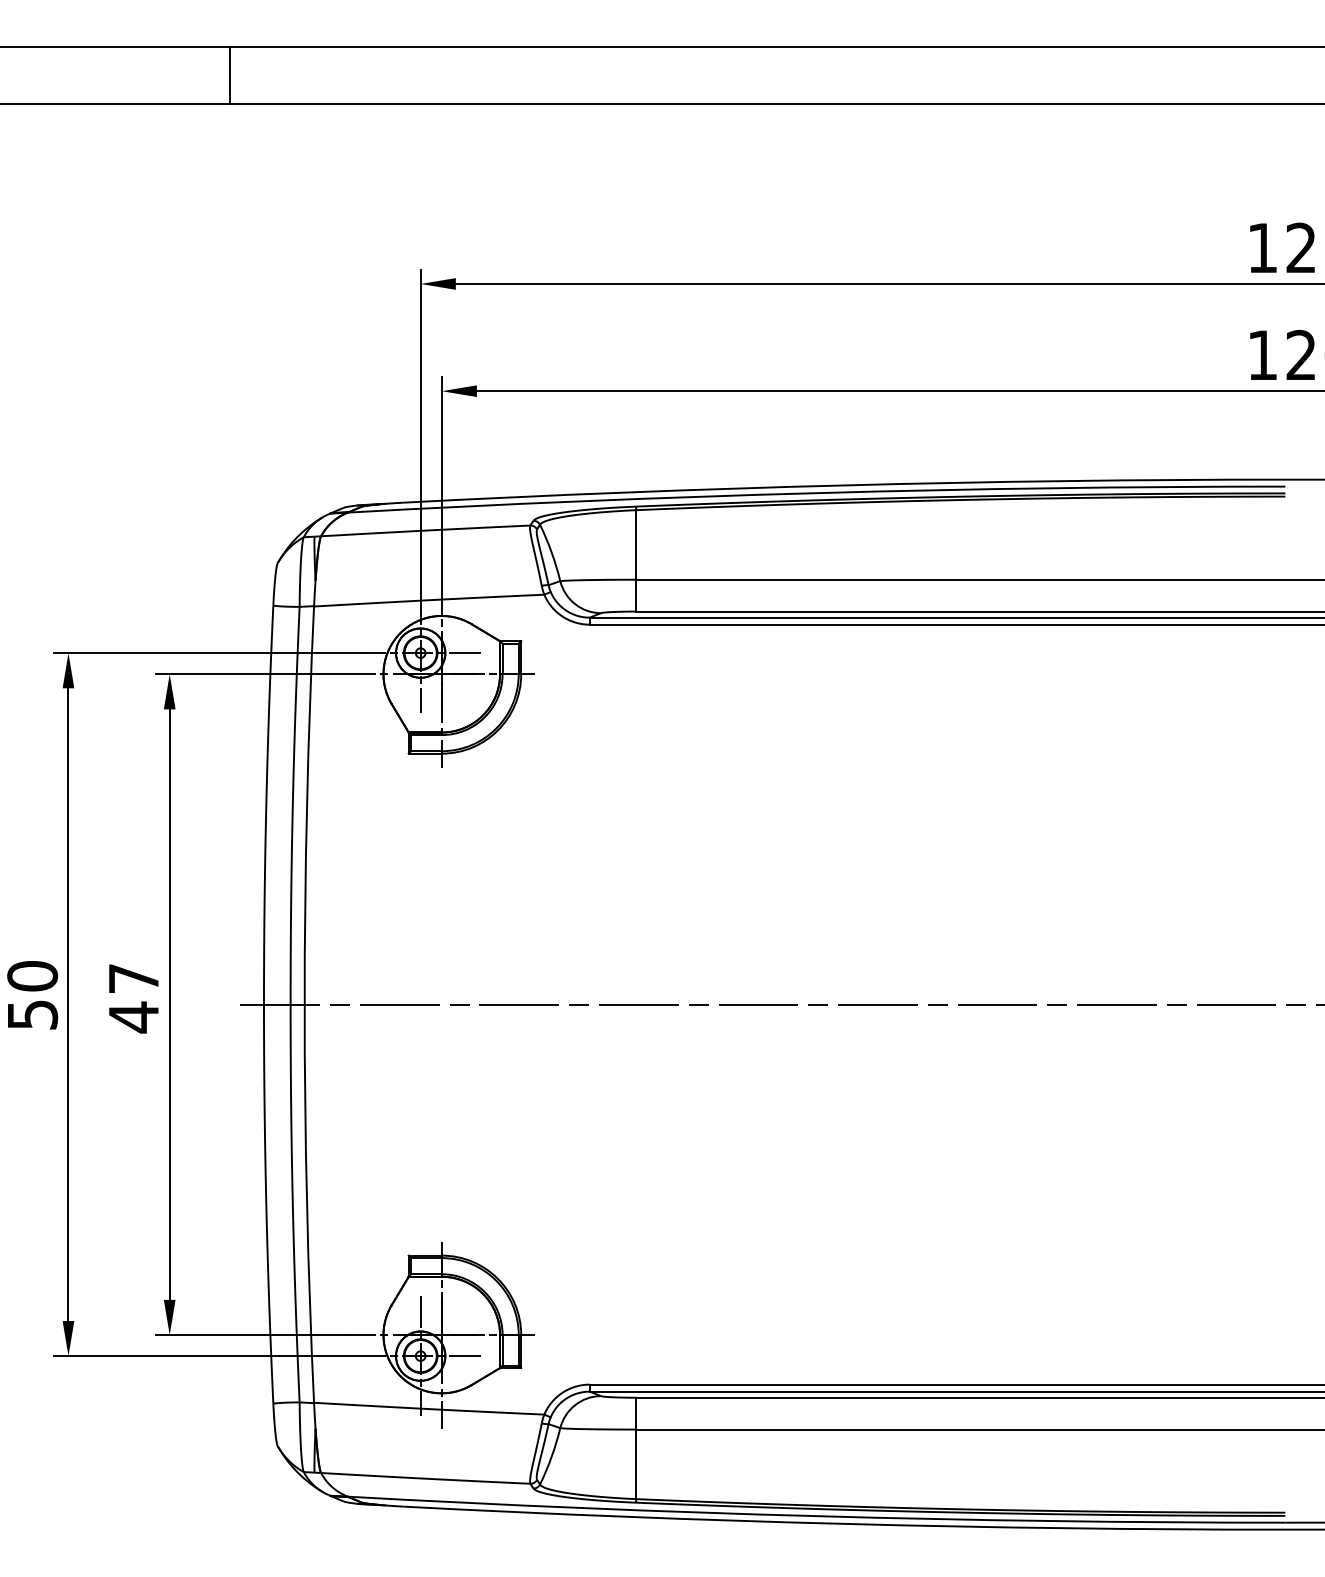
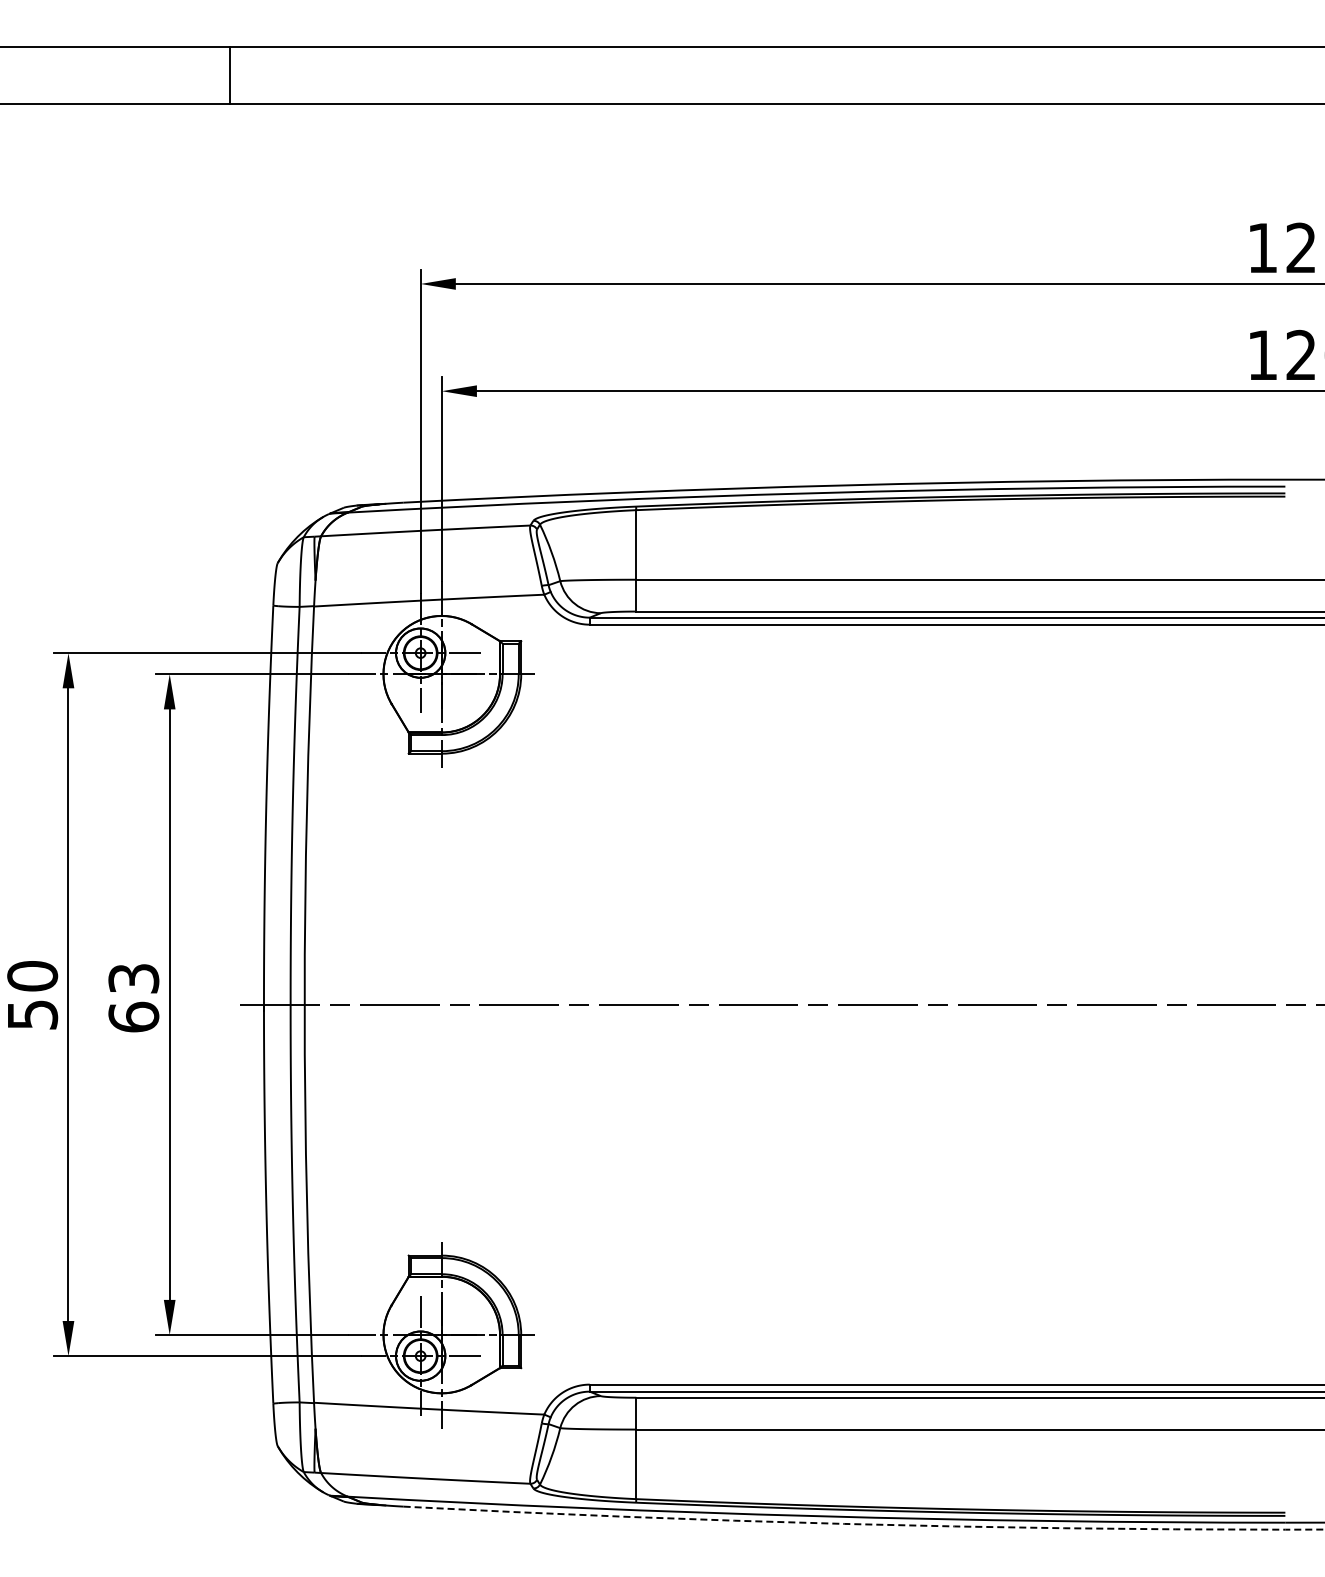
text: 47 -> 63 (133, 998)
arc: solid -> dashed (864, 1524)
